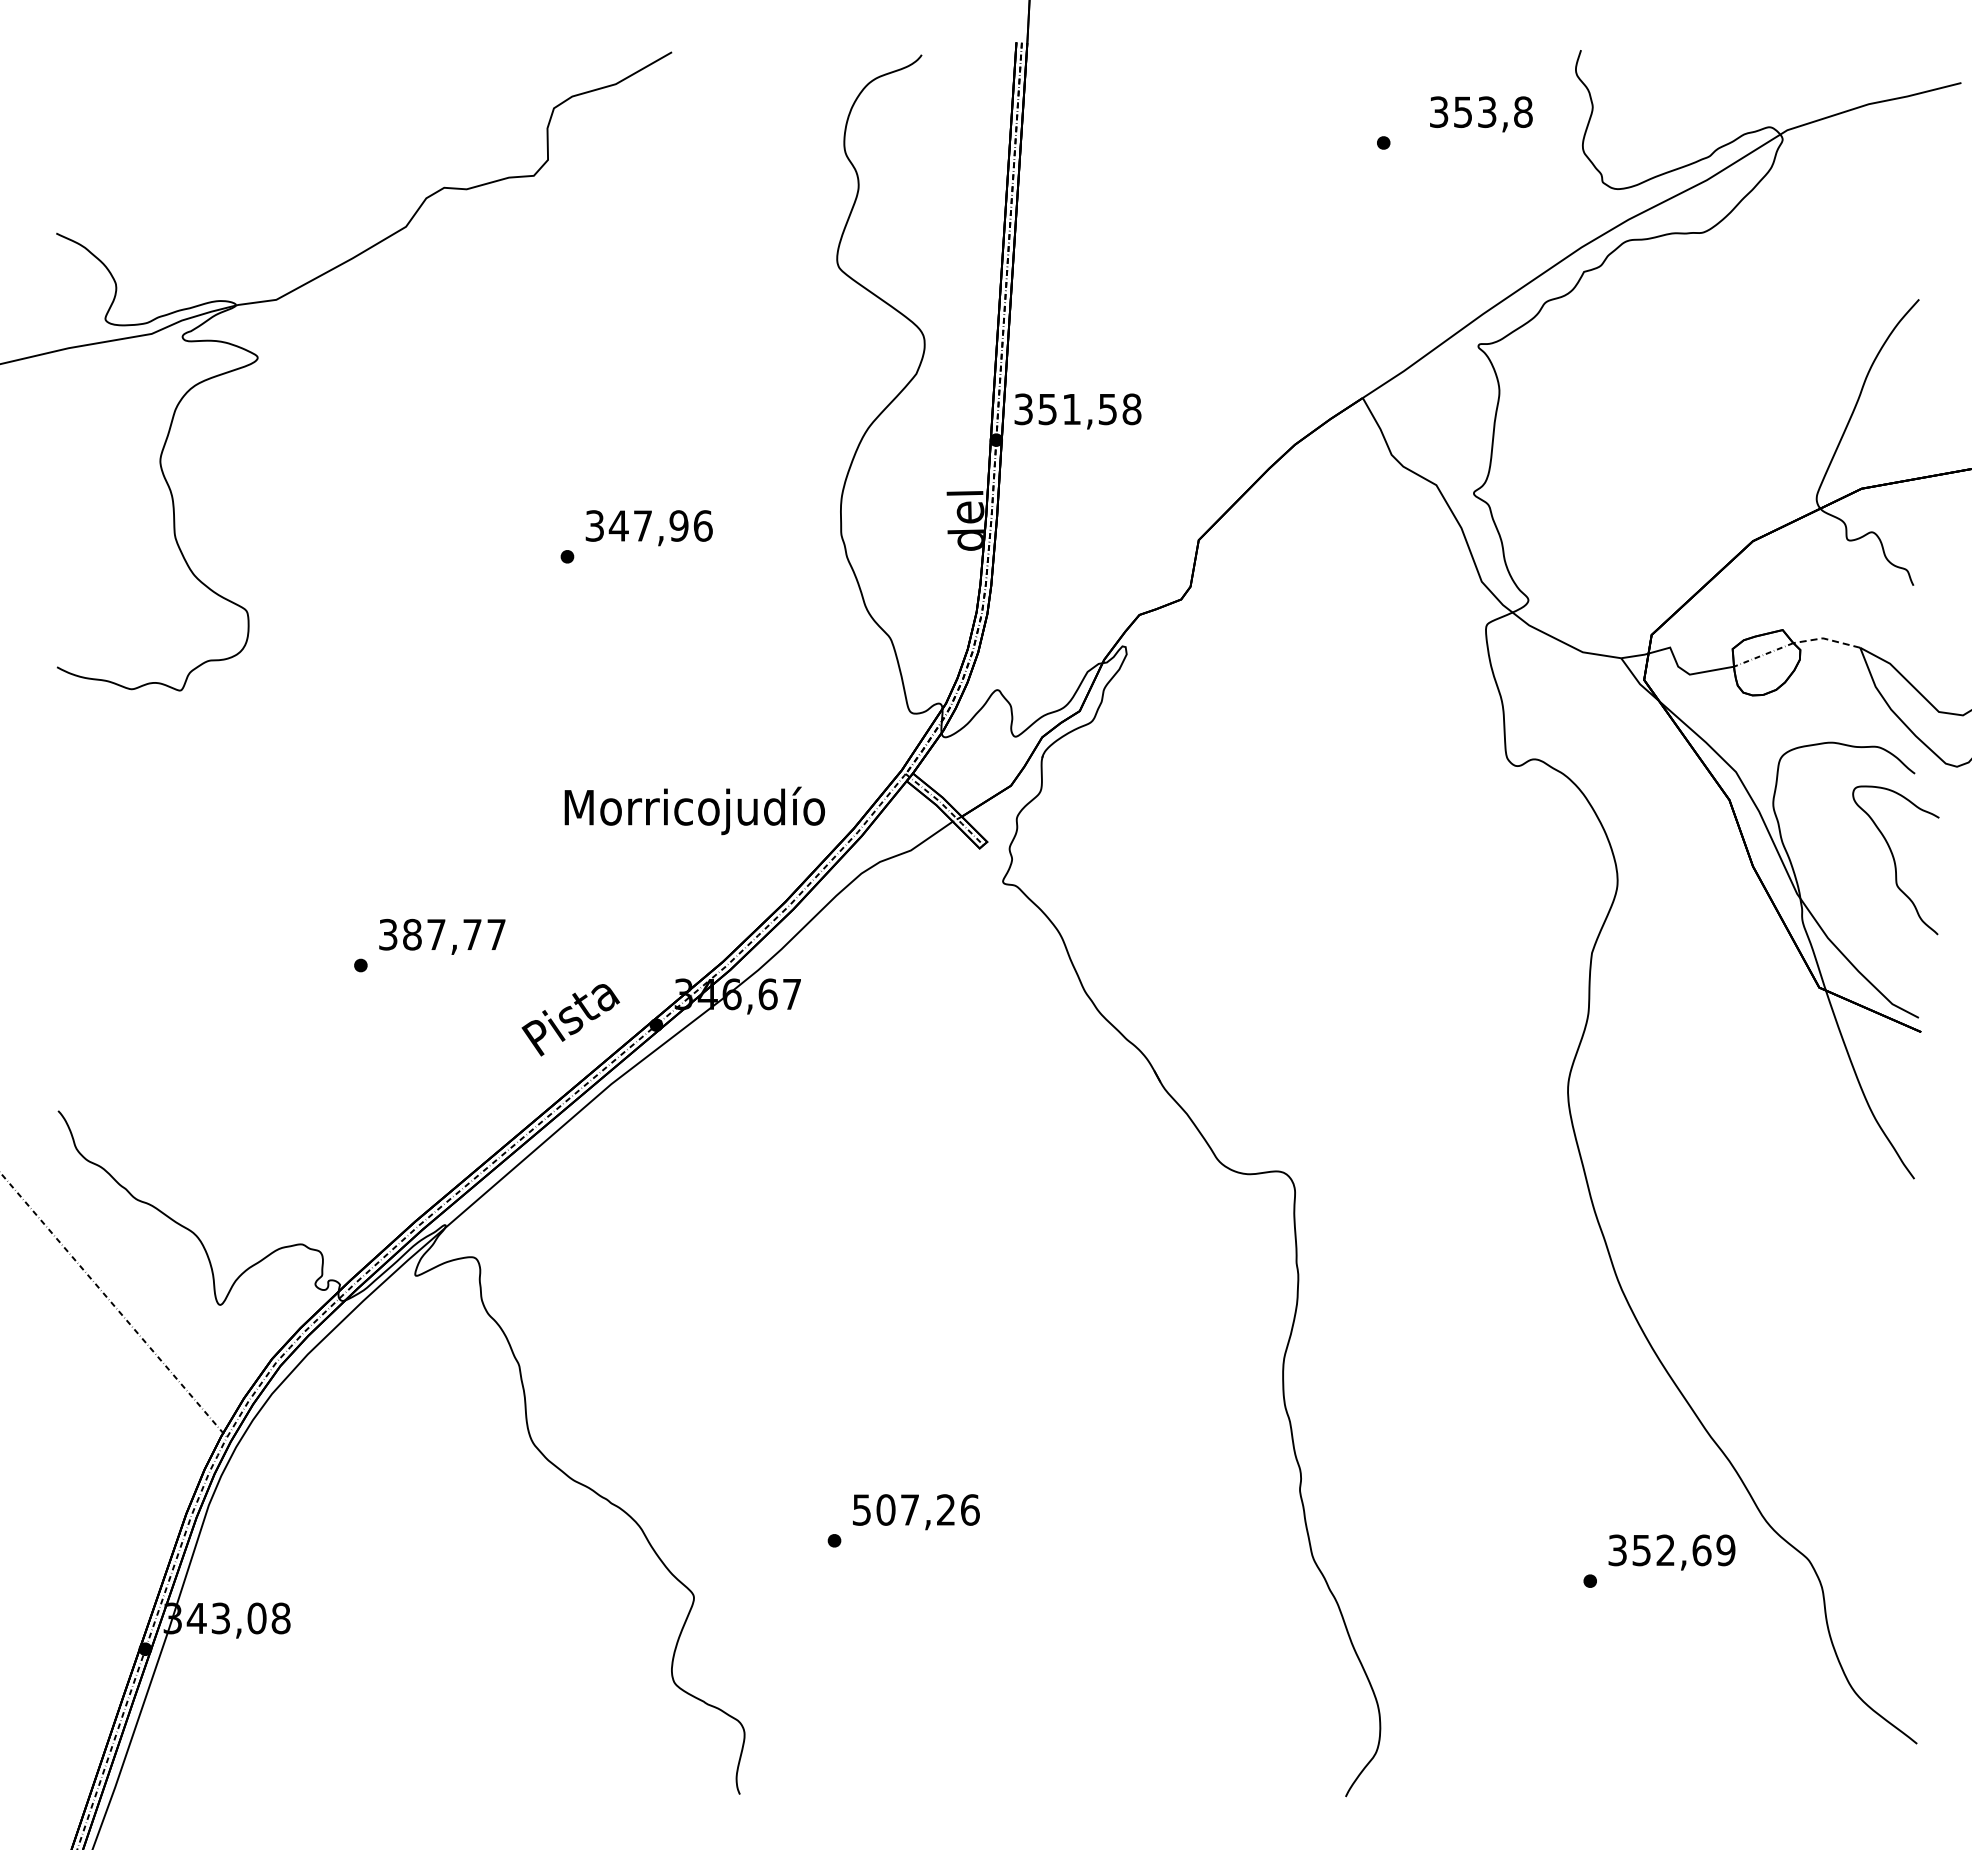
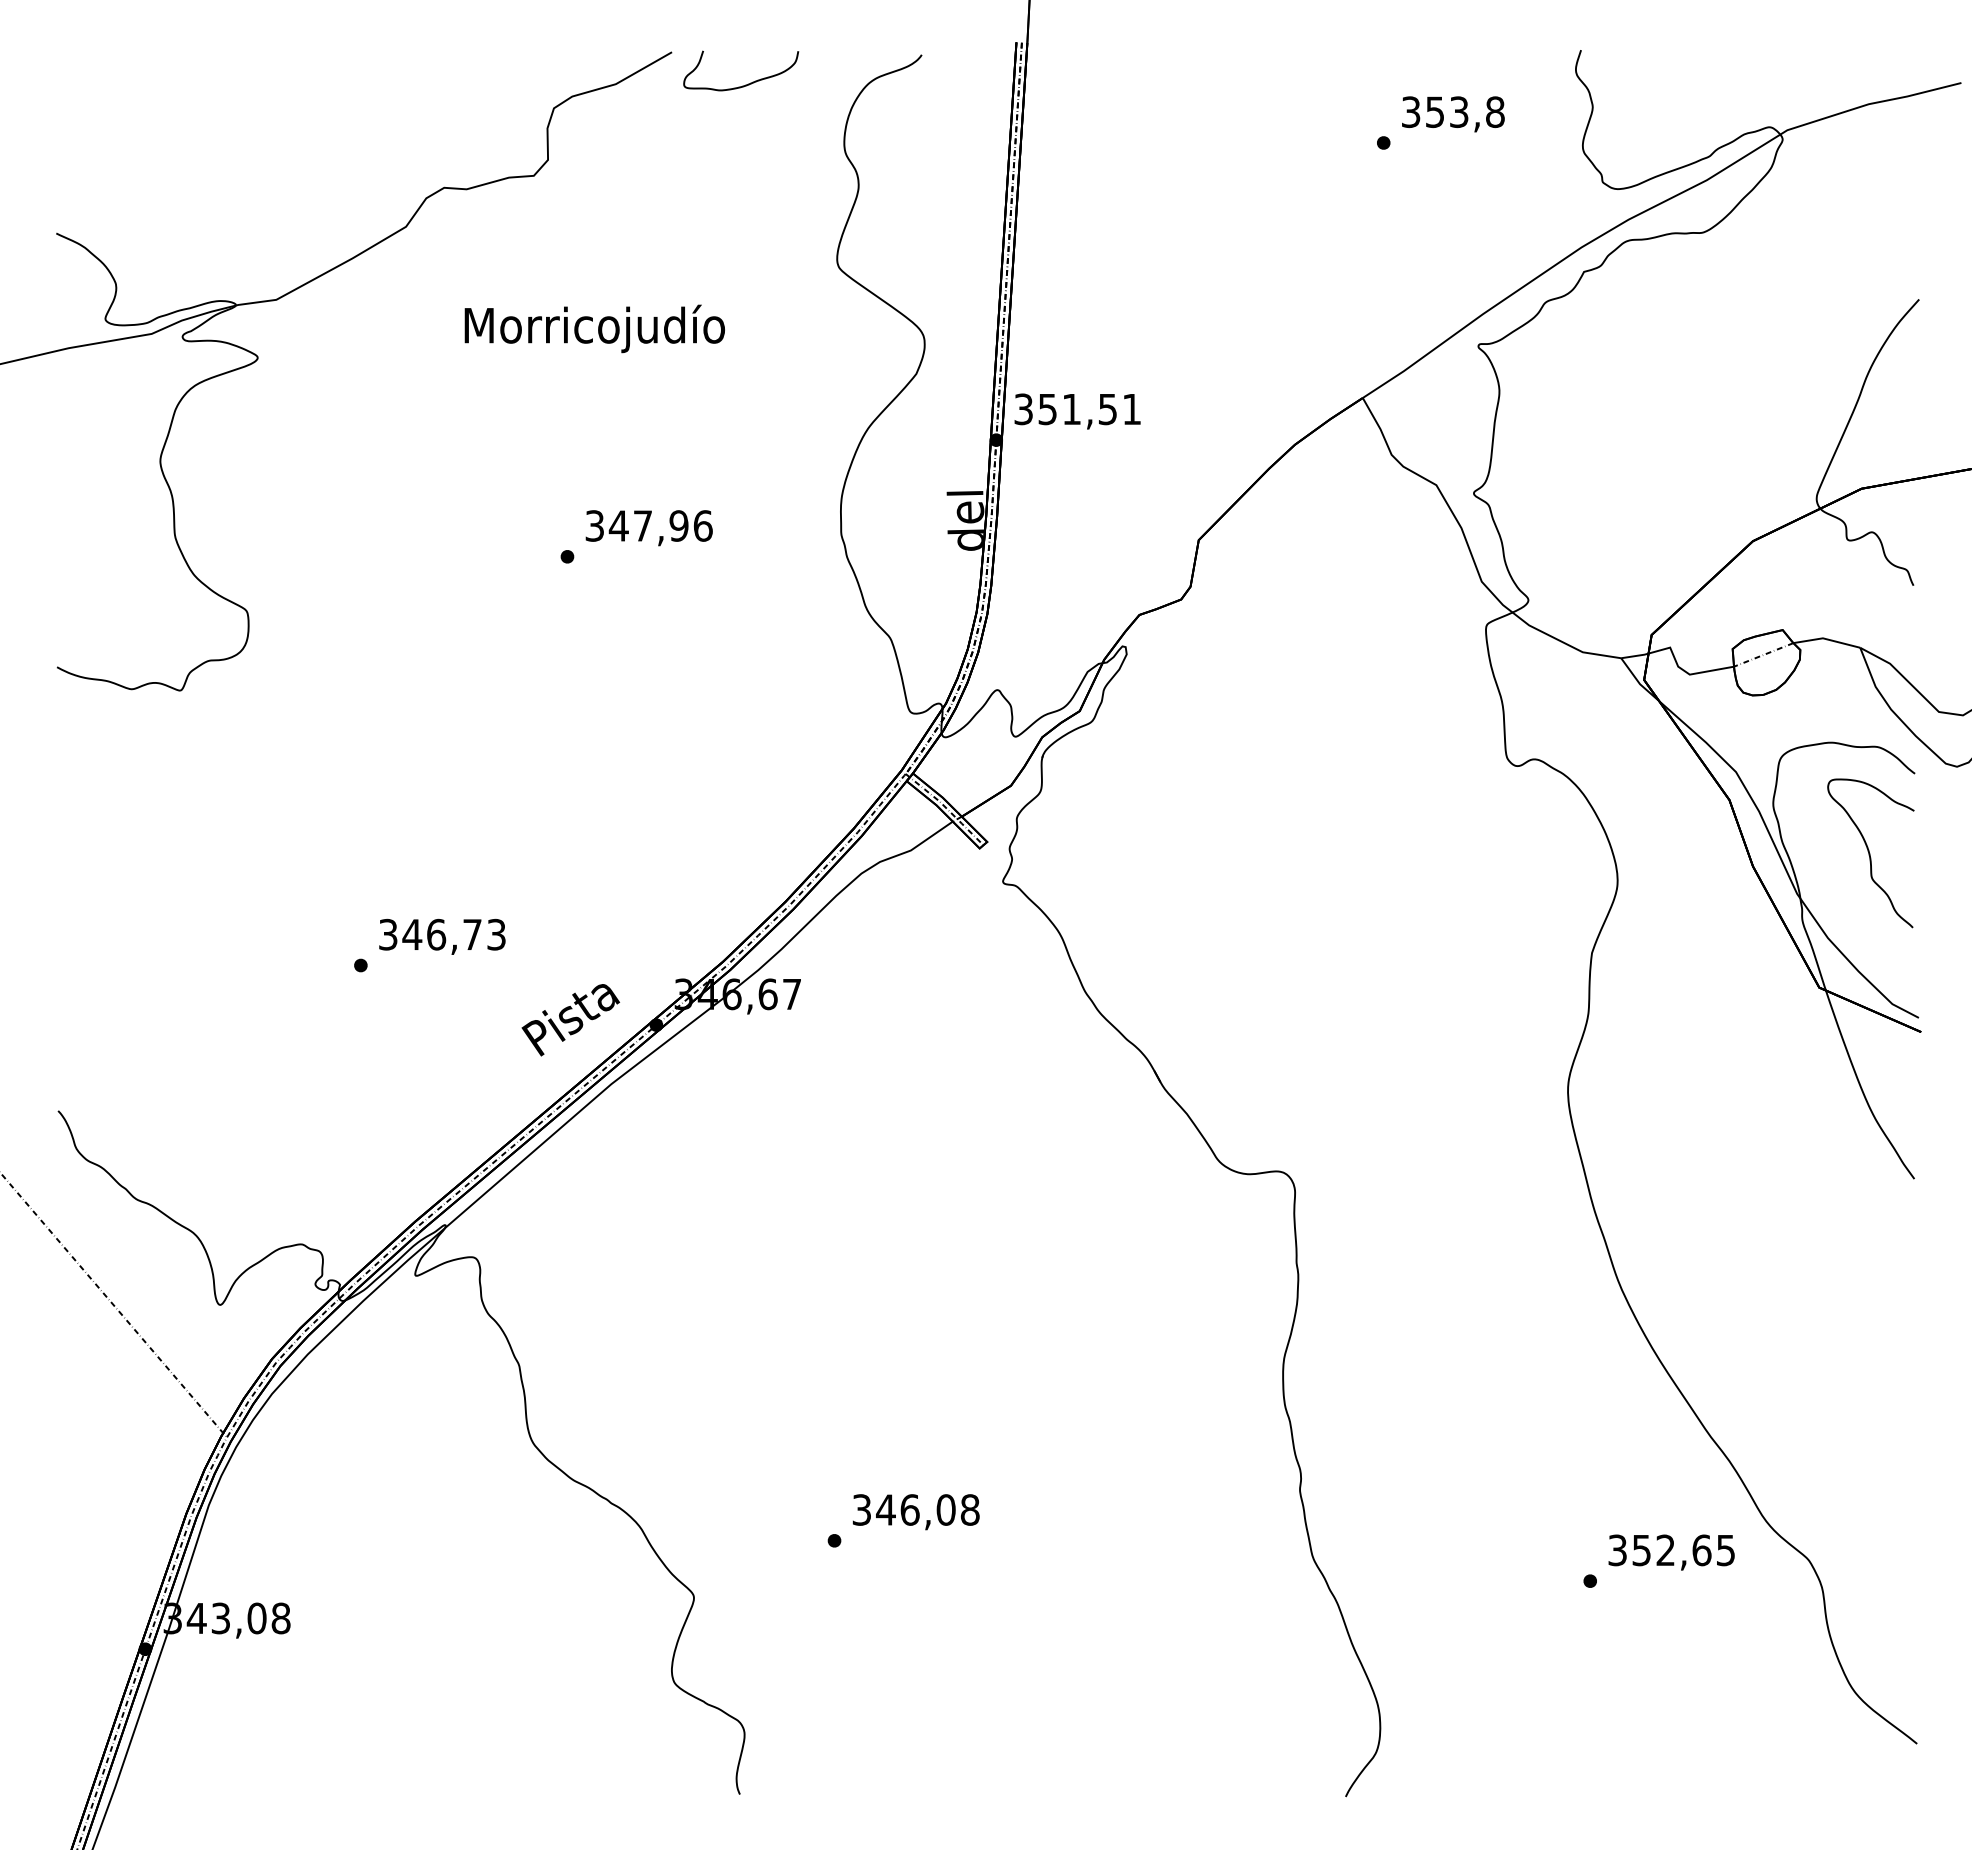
curve: none -> present (745, 84)
text position: (1481, 114) -> (1453, 114) (1453, 114)
text: 351,58 -> 351,51 (1131, 409)
line: dashed -> solid (1826, 639)
text position: (694, 810) -> (594, 328) (594, 328)
curve position: (1895, 860) -> (1870, 853) (1870, 853)
text: 387,77 -> 346,73 (453, 934)
text: 507,26 -> 346,08 (916, 1509)
text: 352,69 -> 352,65 (1725, 1550)
